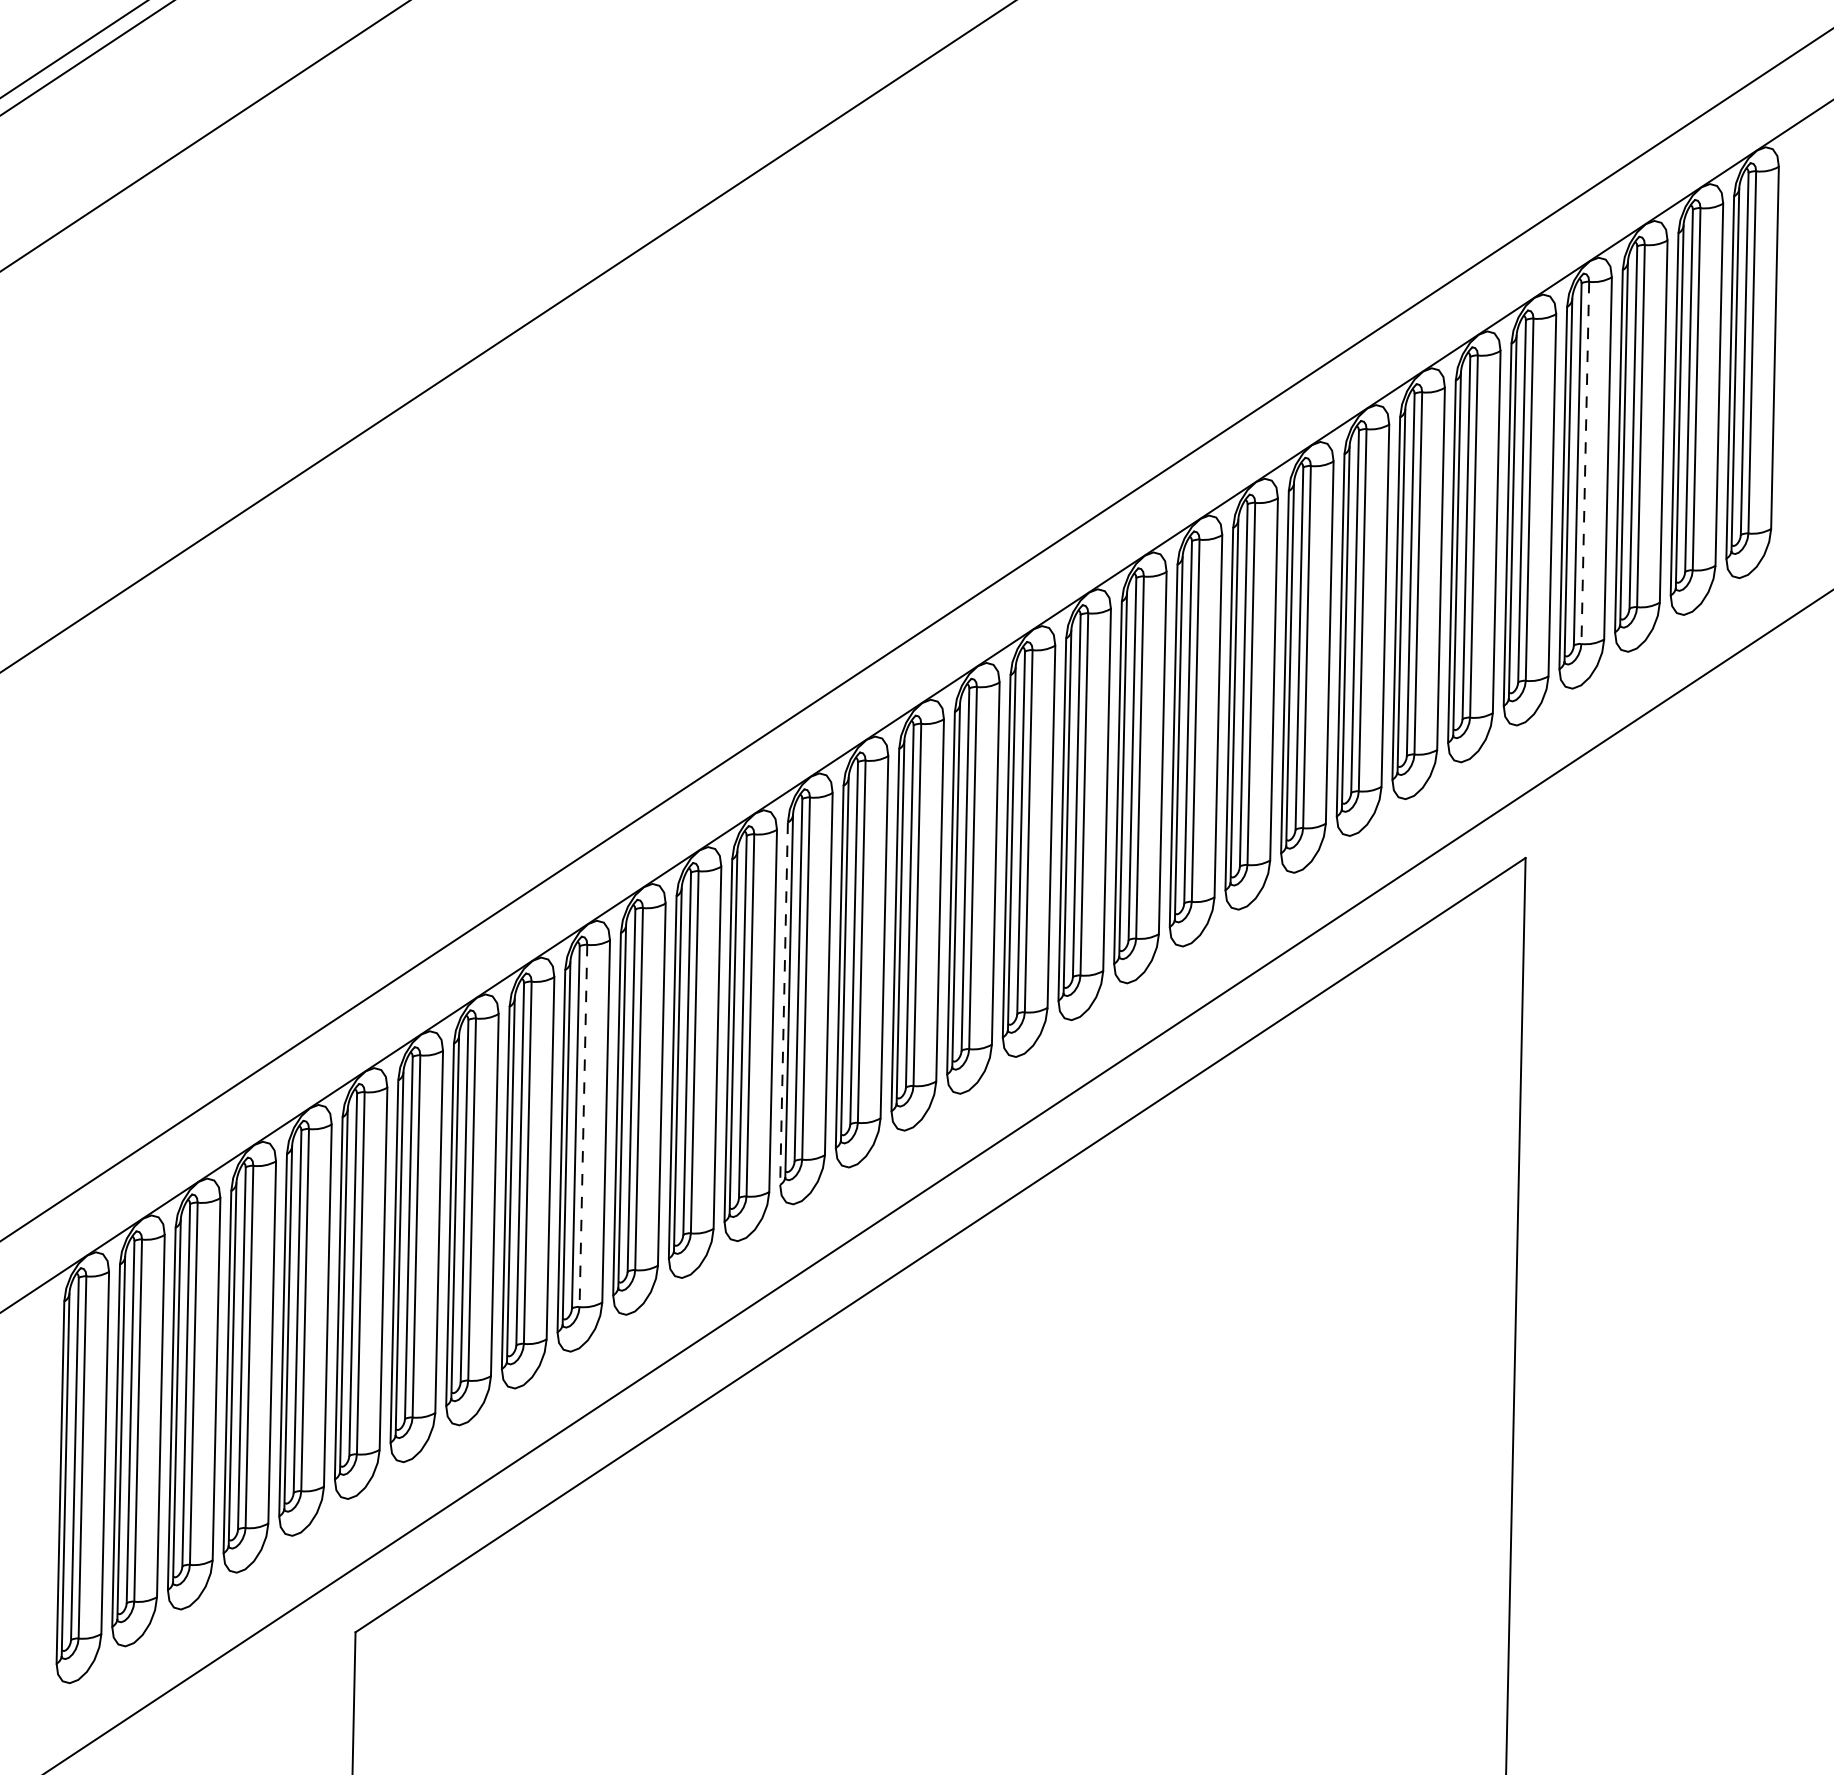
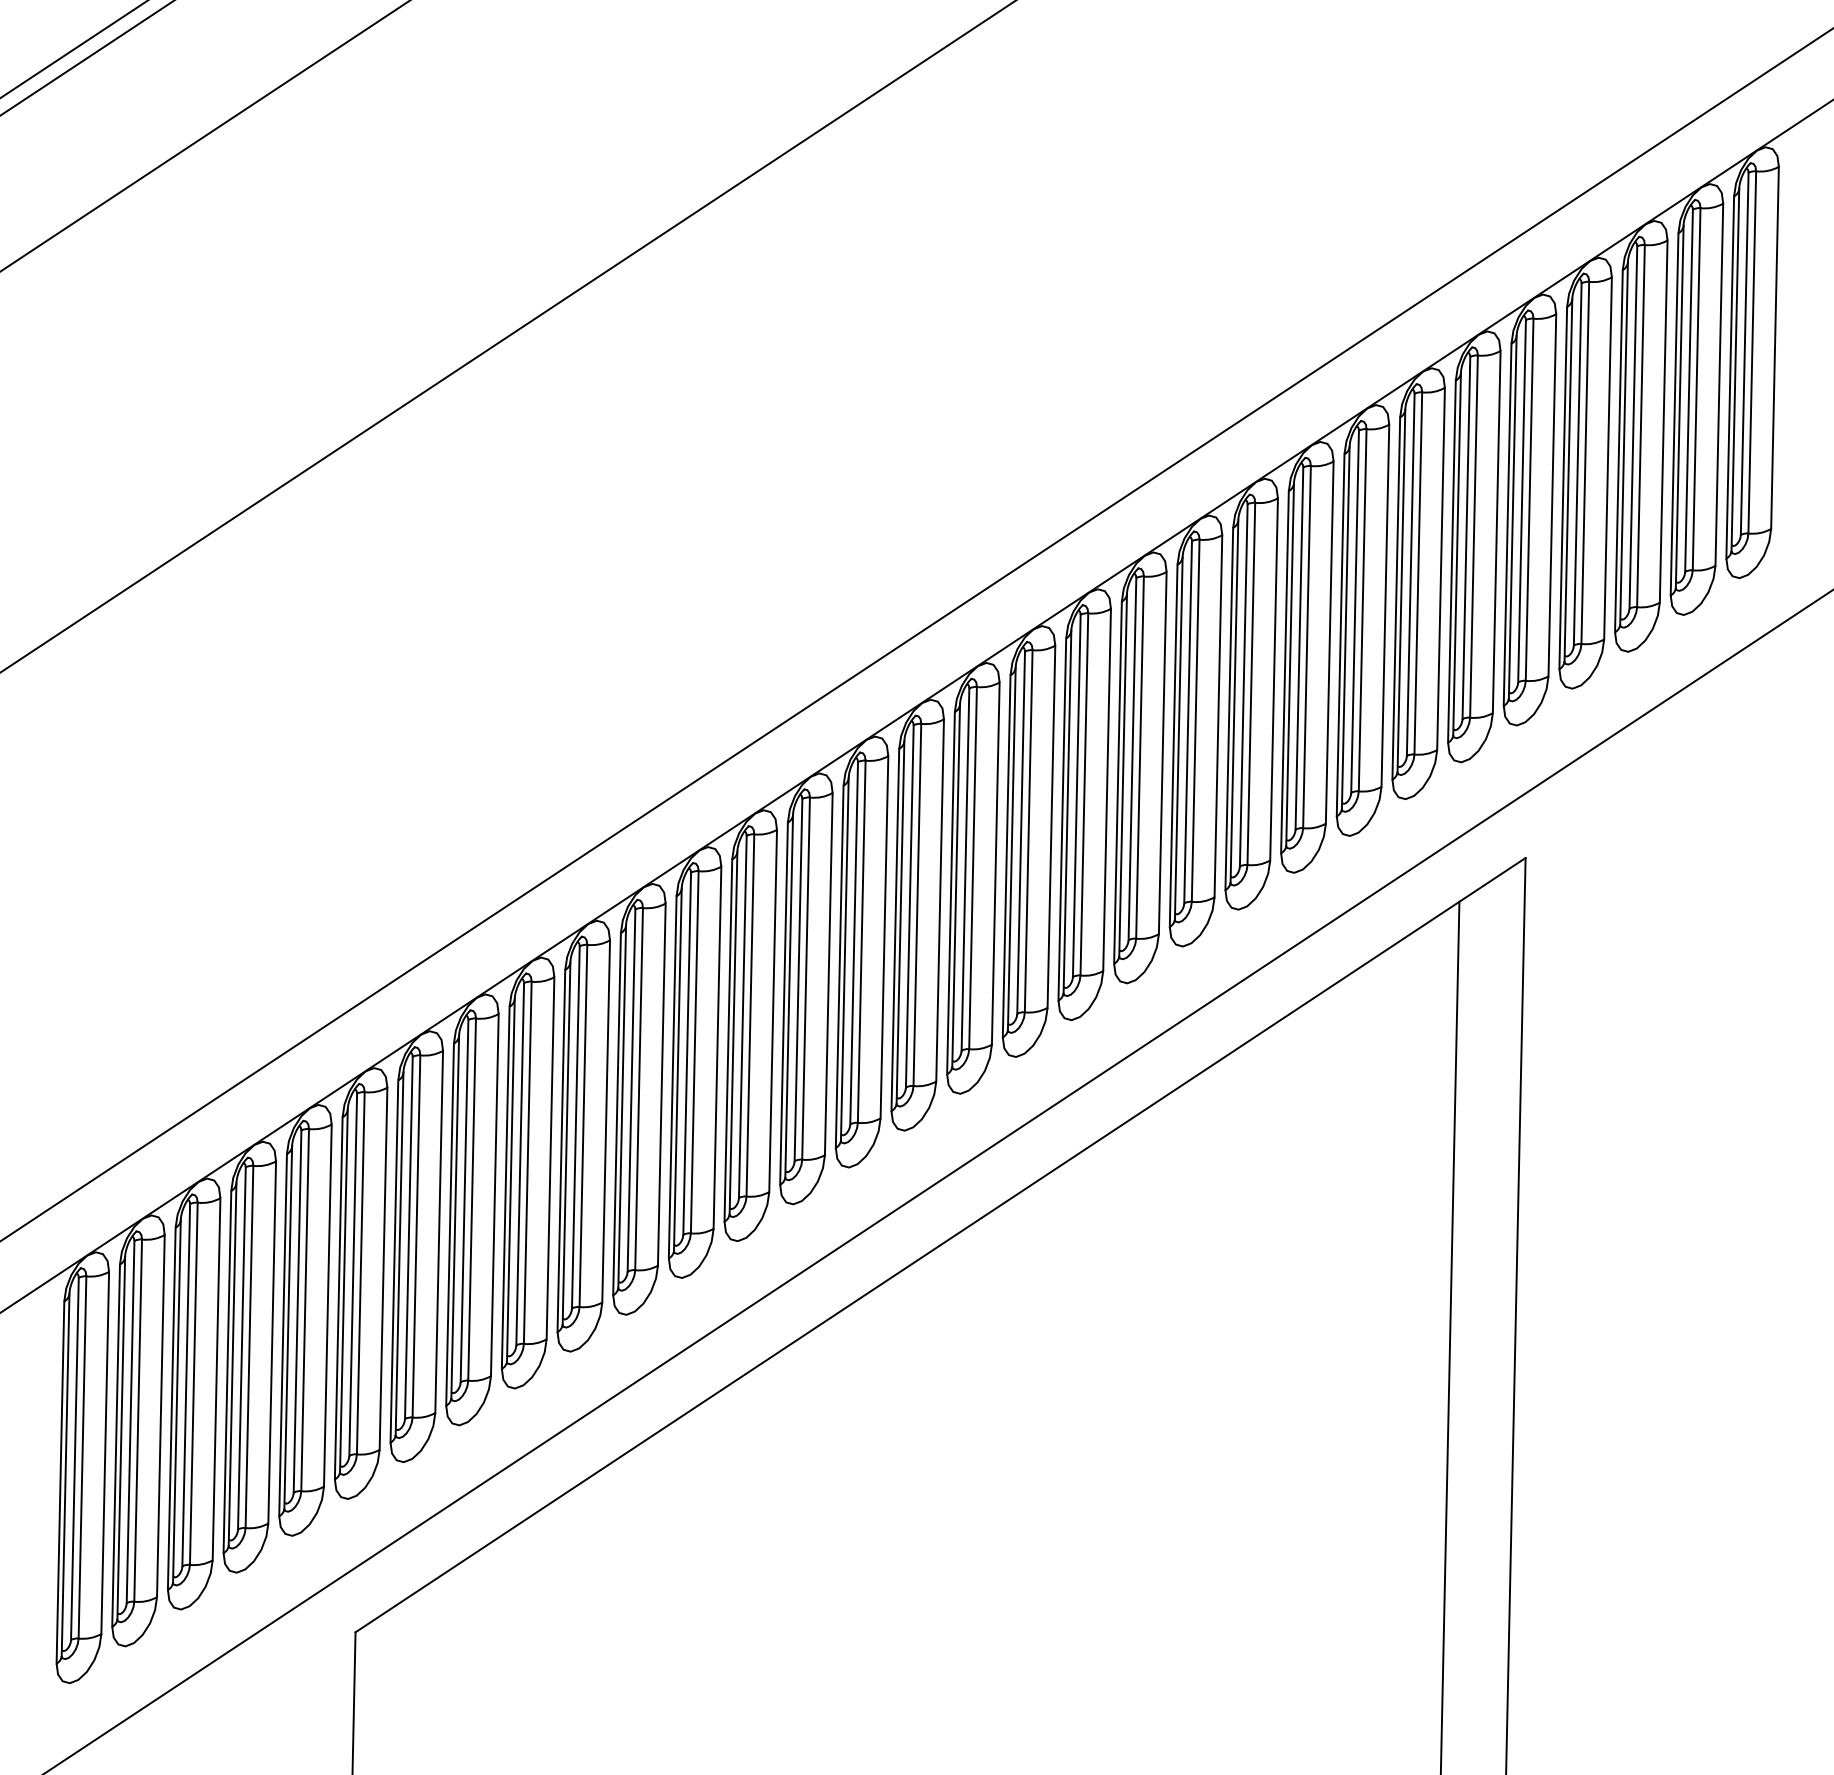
line: dashed -> solid (1585, 463)
line: dashed -> solid (784, 1004)
line: dashed -> solid (583, 1126)
line: none -> present (1449, 1336)
